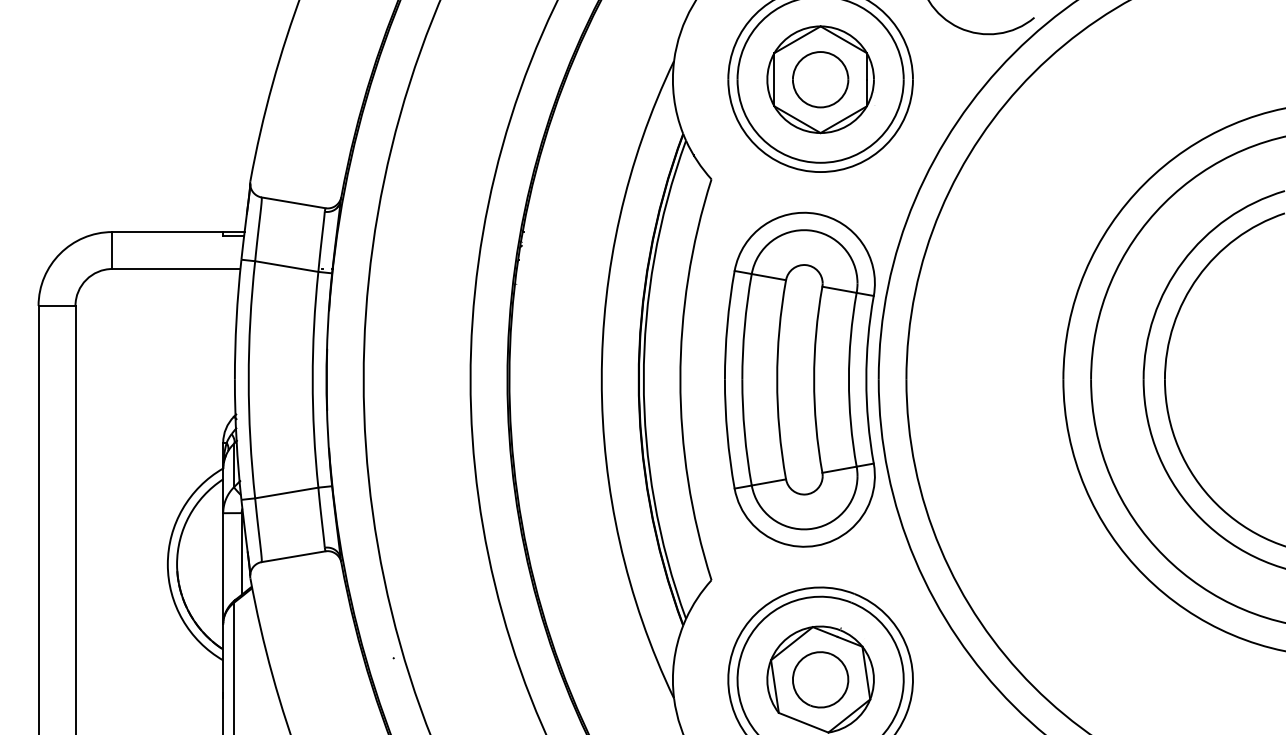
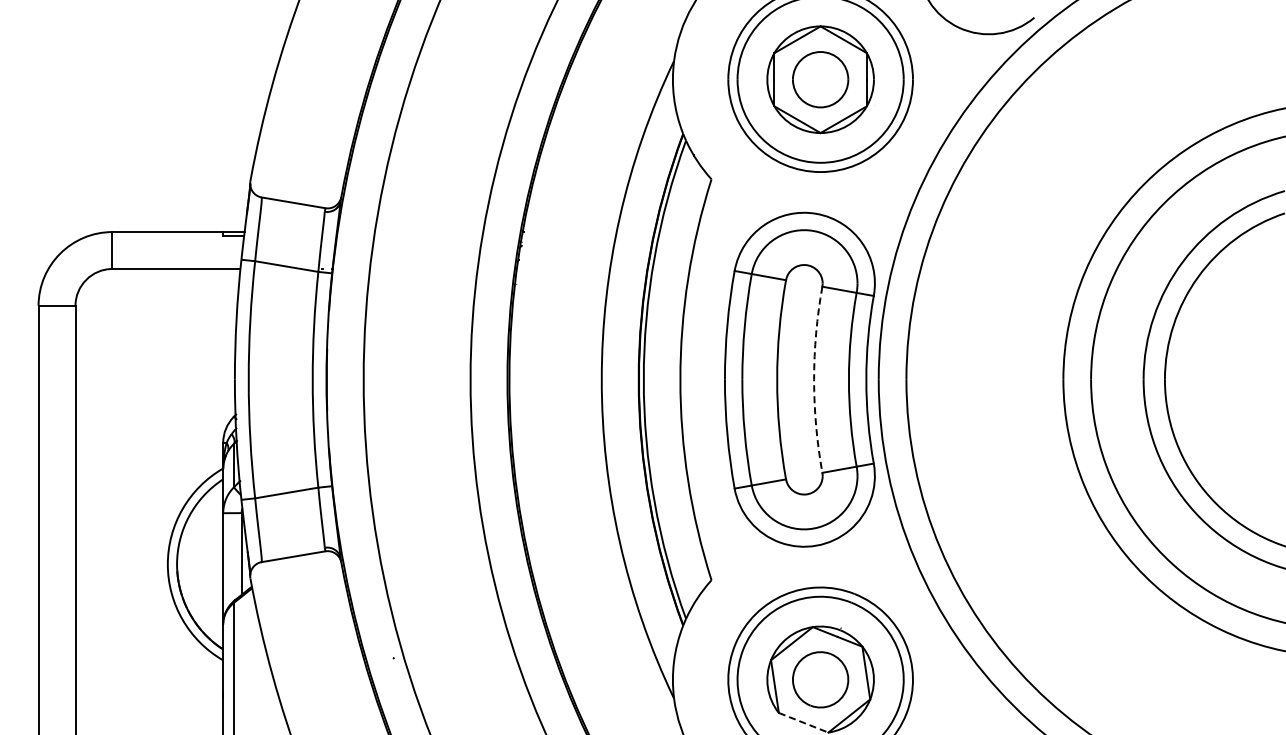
arc: solid -> dashed (814, 379)
line: solid -> dashed (803, 722)
